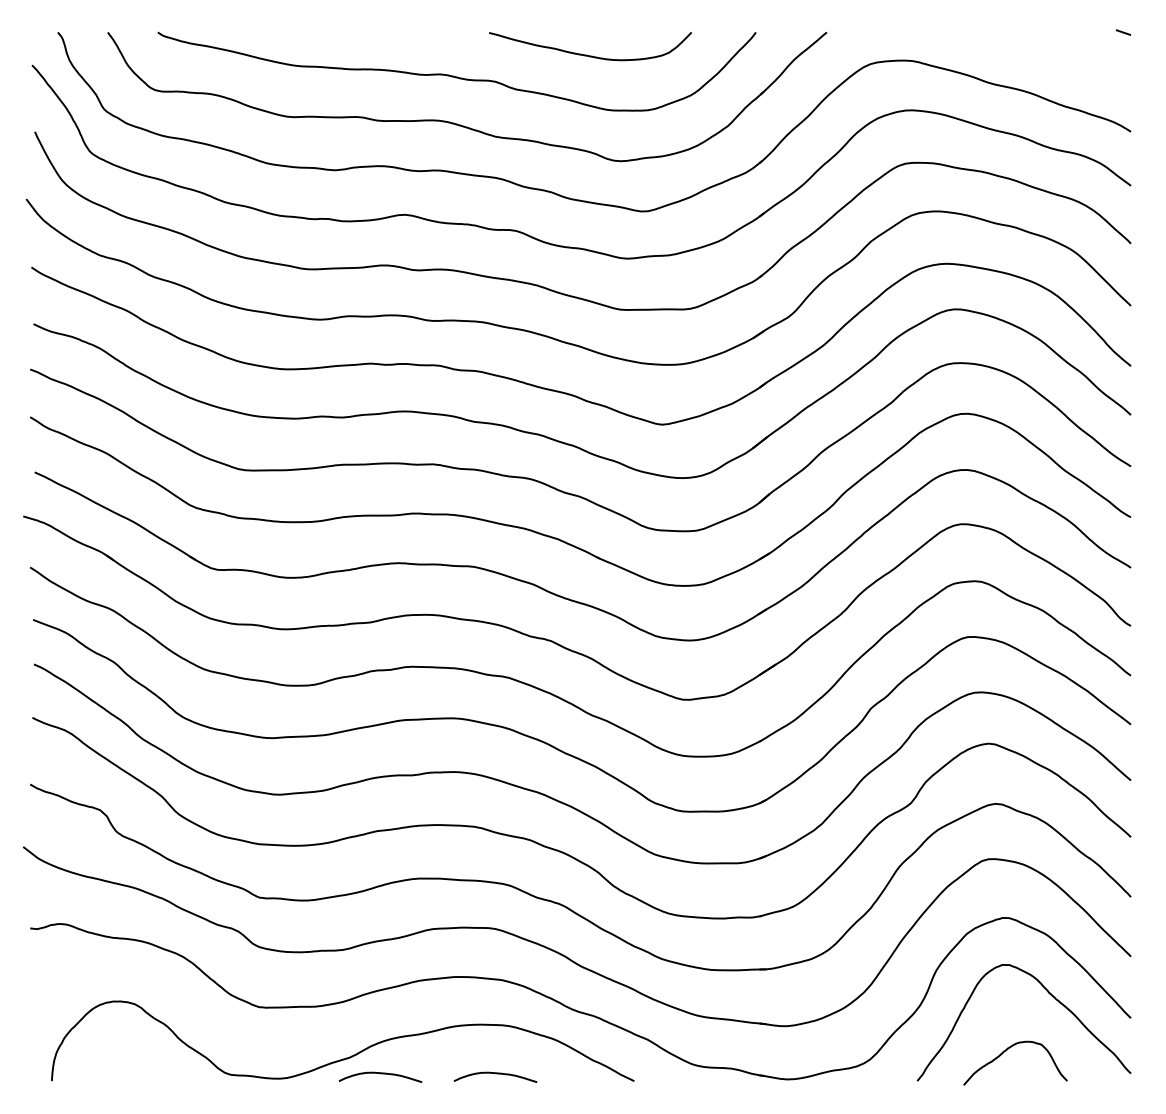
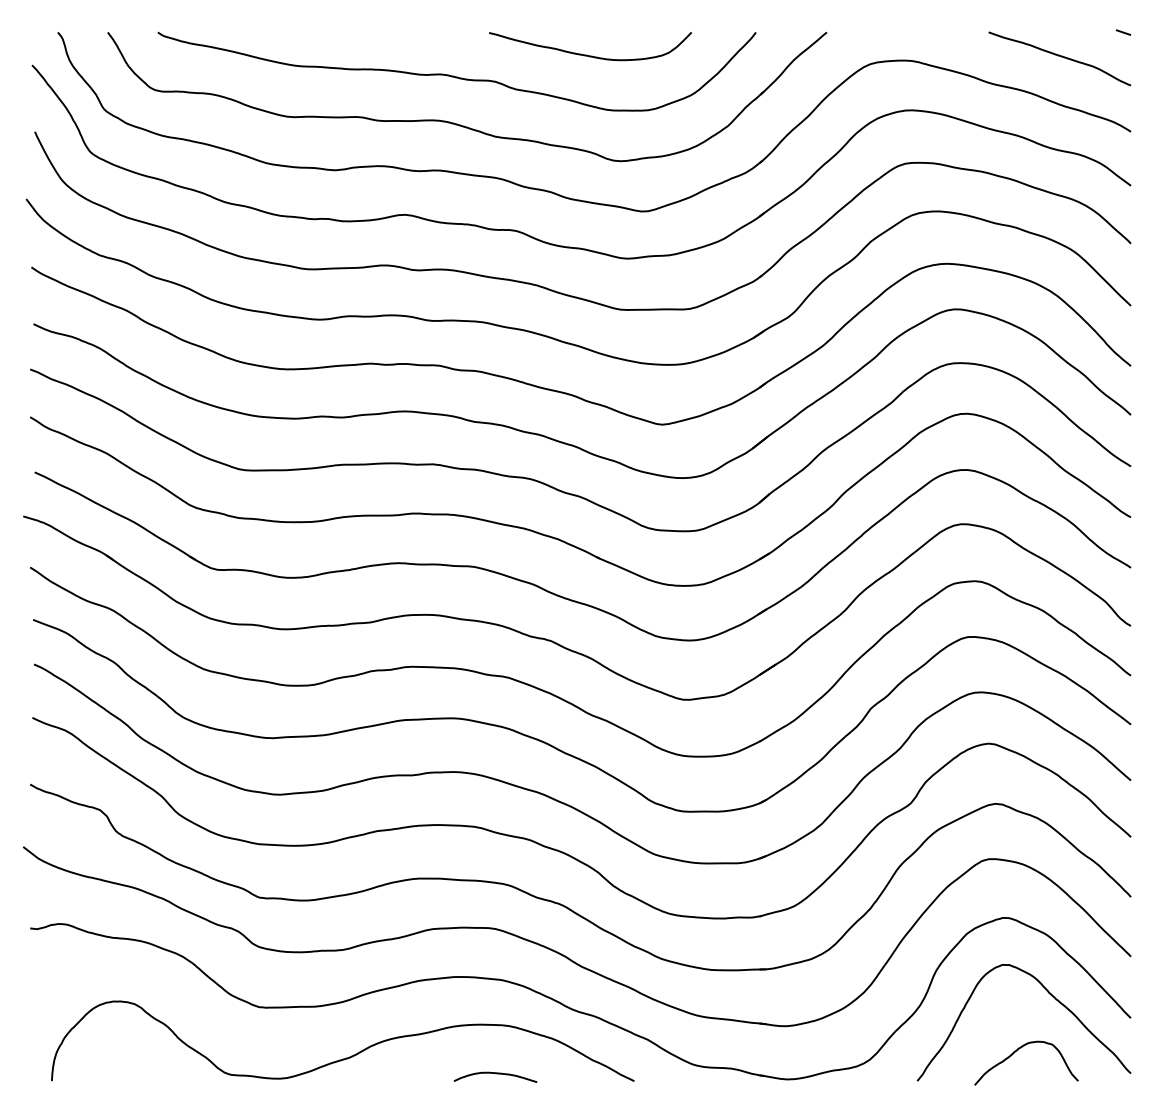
curve: none -> present (1059, 56)
curve position: (1006, 1051) -> (1017, 1051) (1017, 1051)
curve: present -> none (380, 1074)
